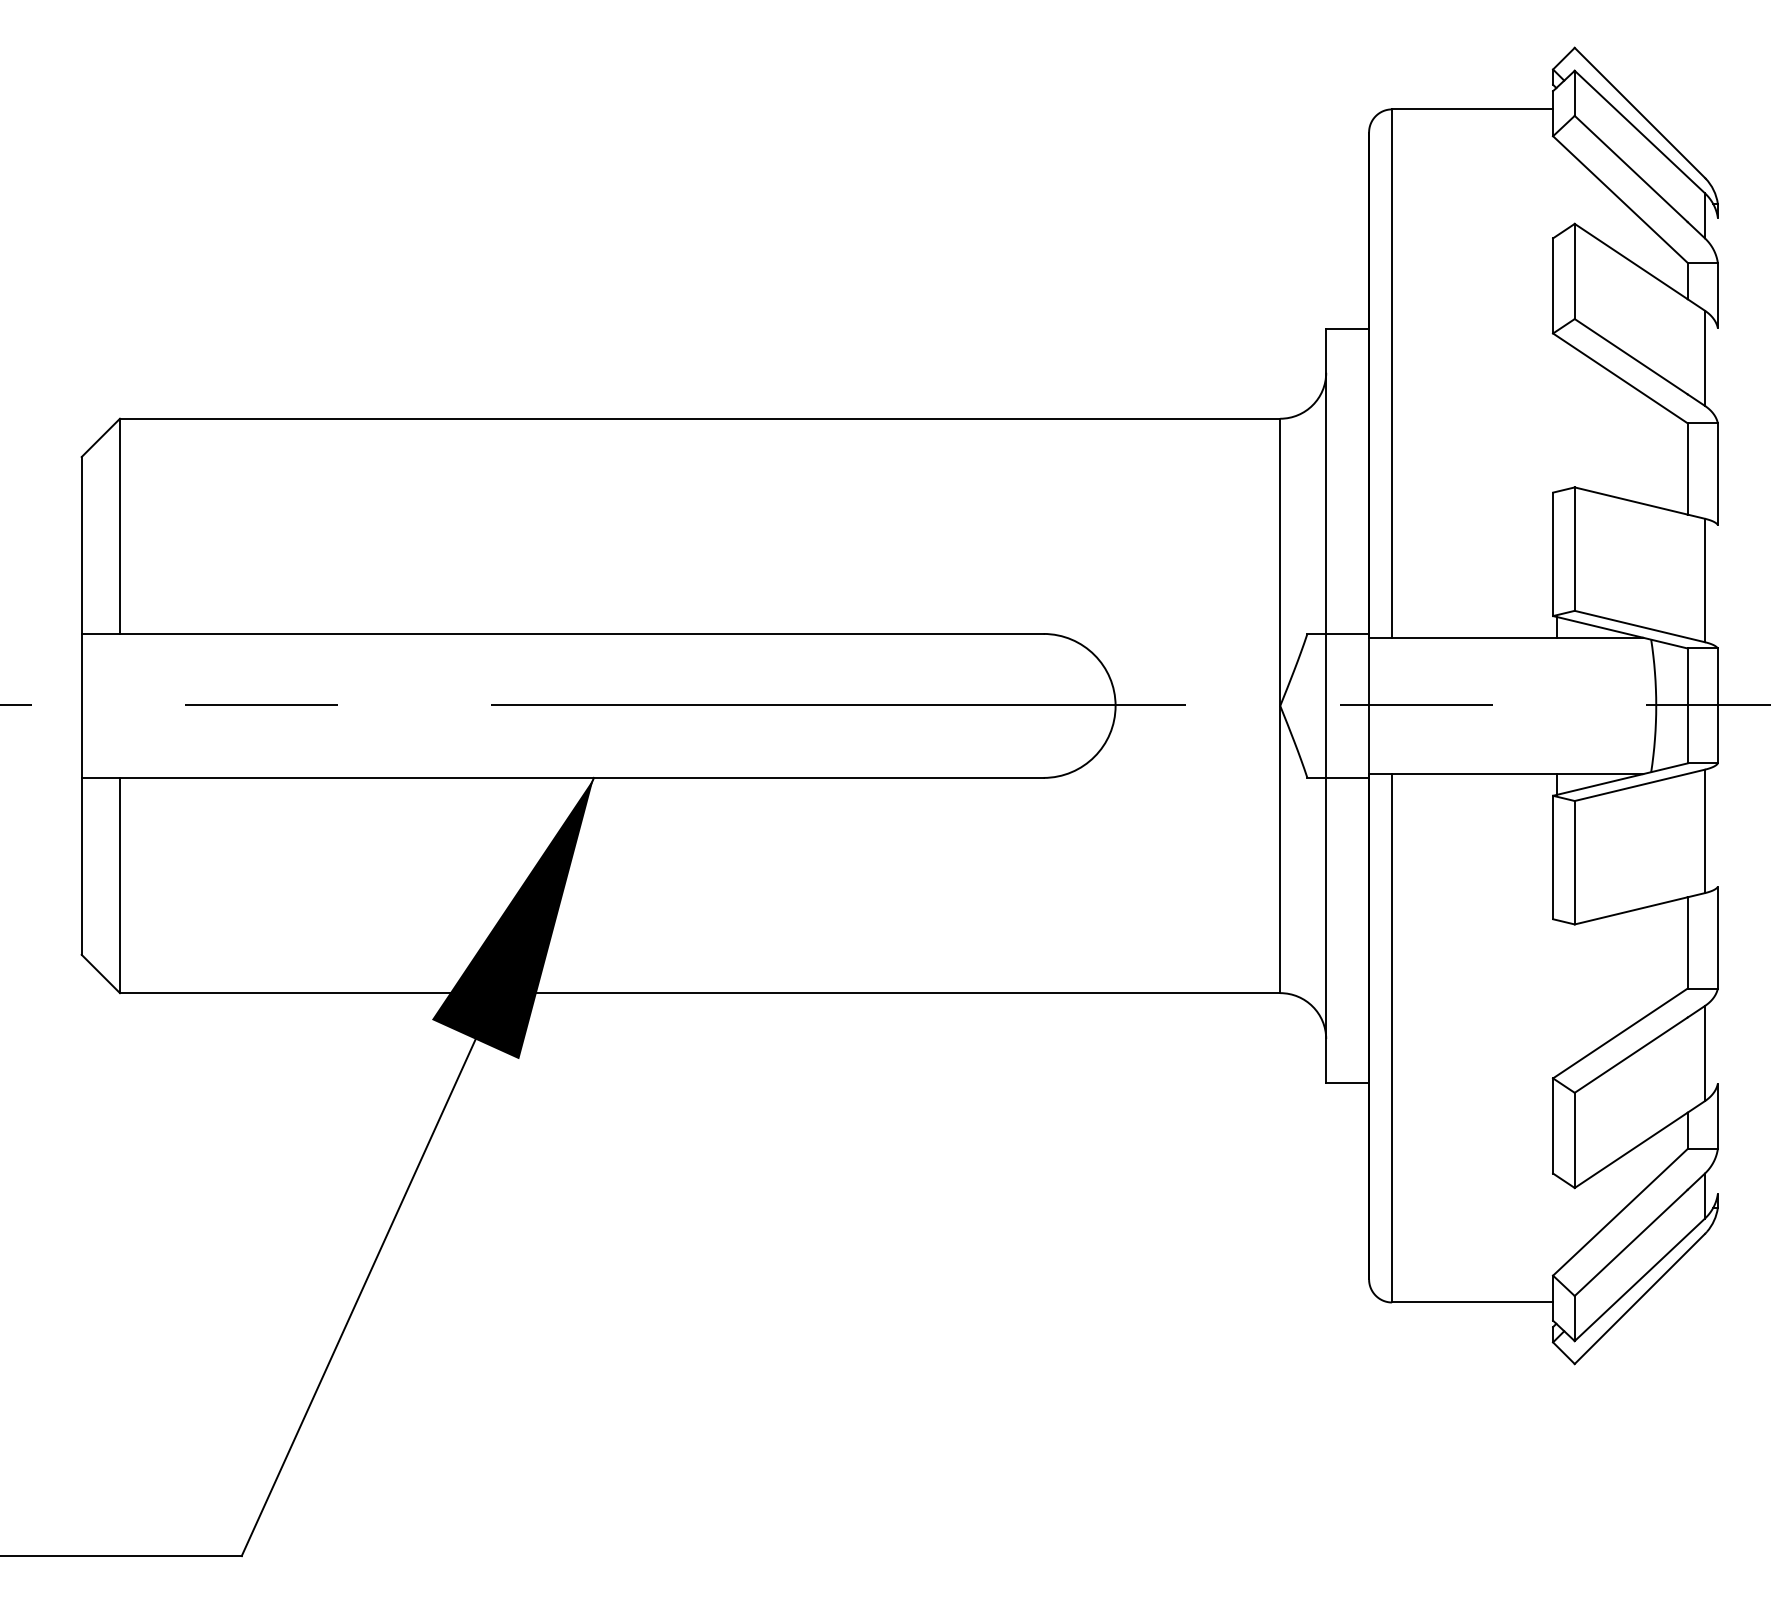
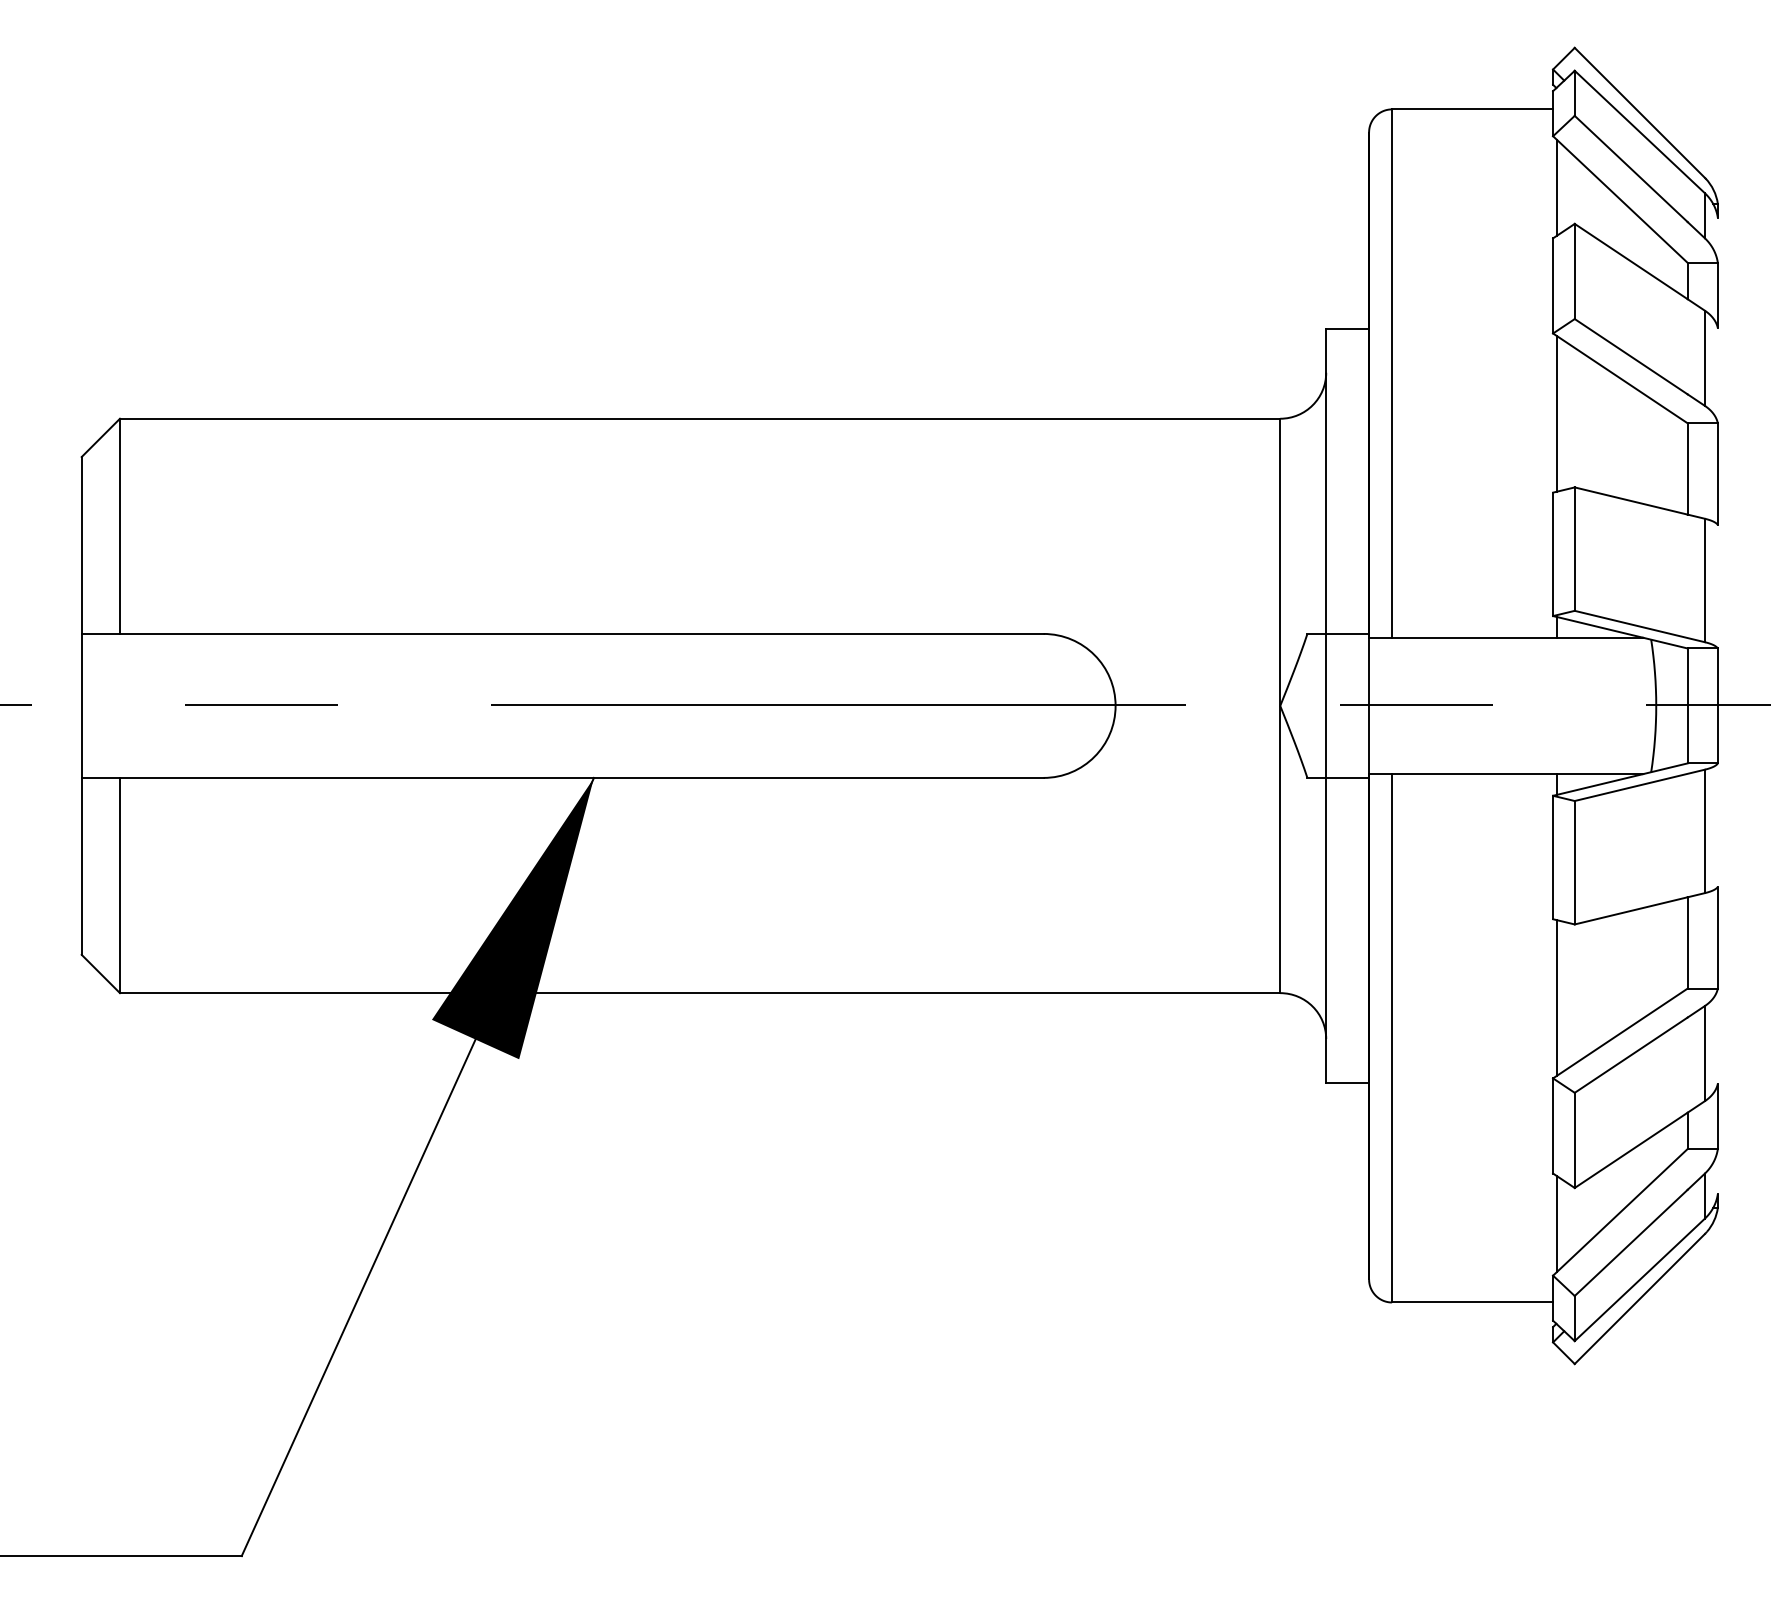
line: none -> present (1556, 187)
line: none -> present (1556, 413)
line: none -> present (1556, 998)
line: none -> present (1556, 1223)
